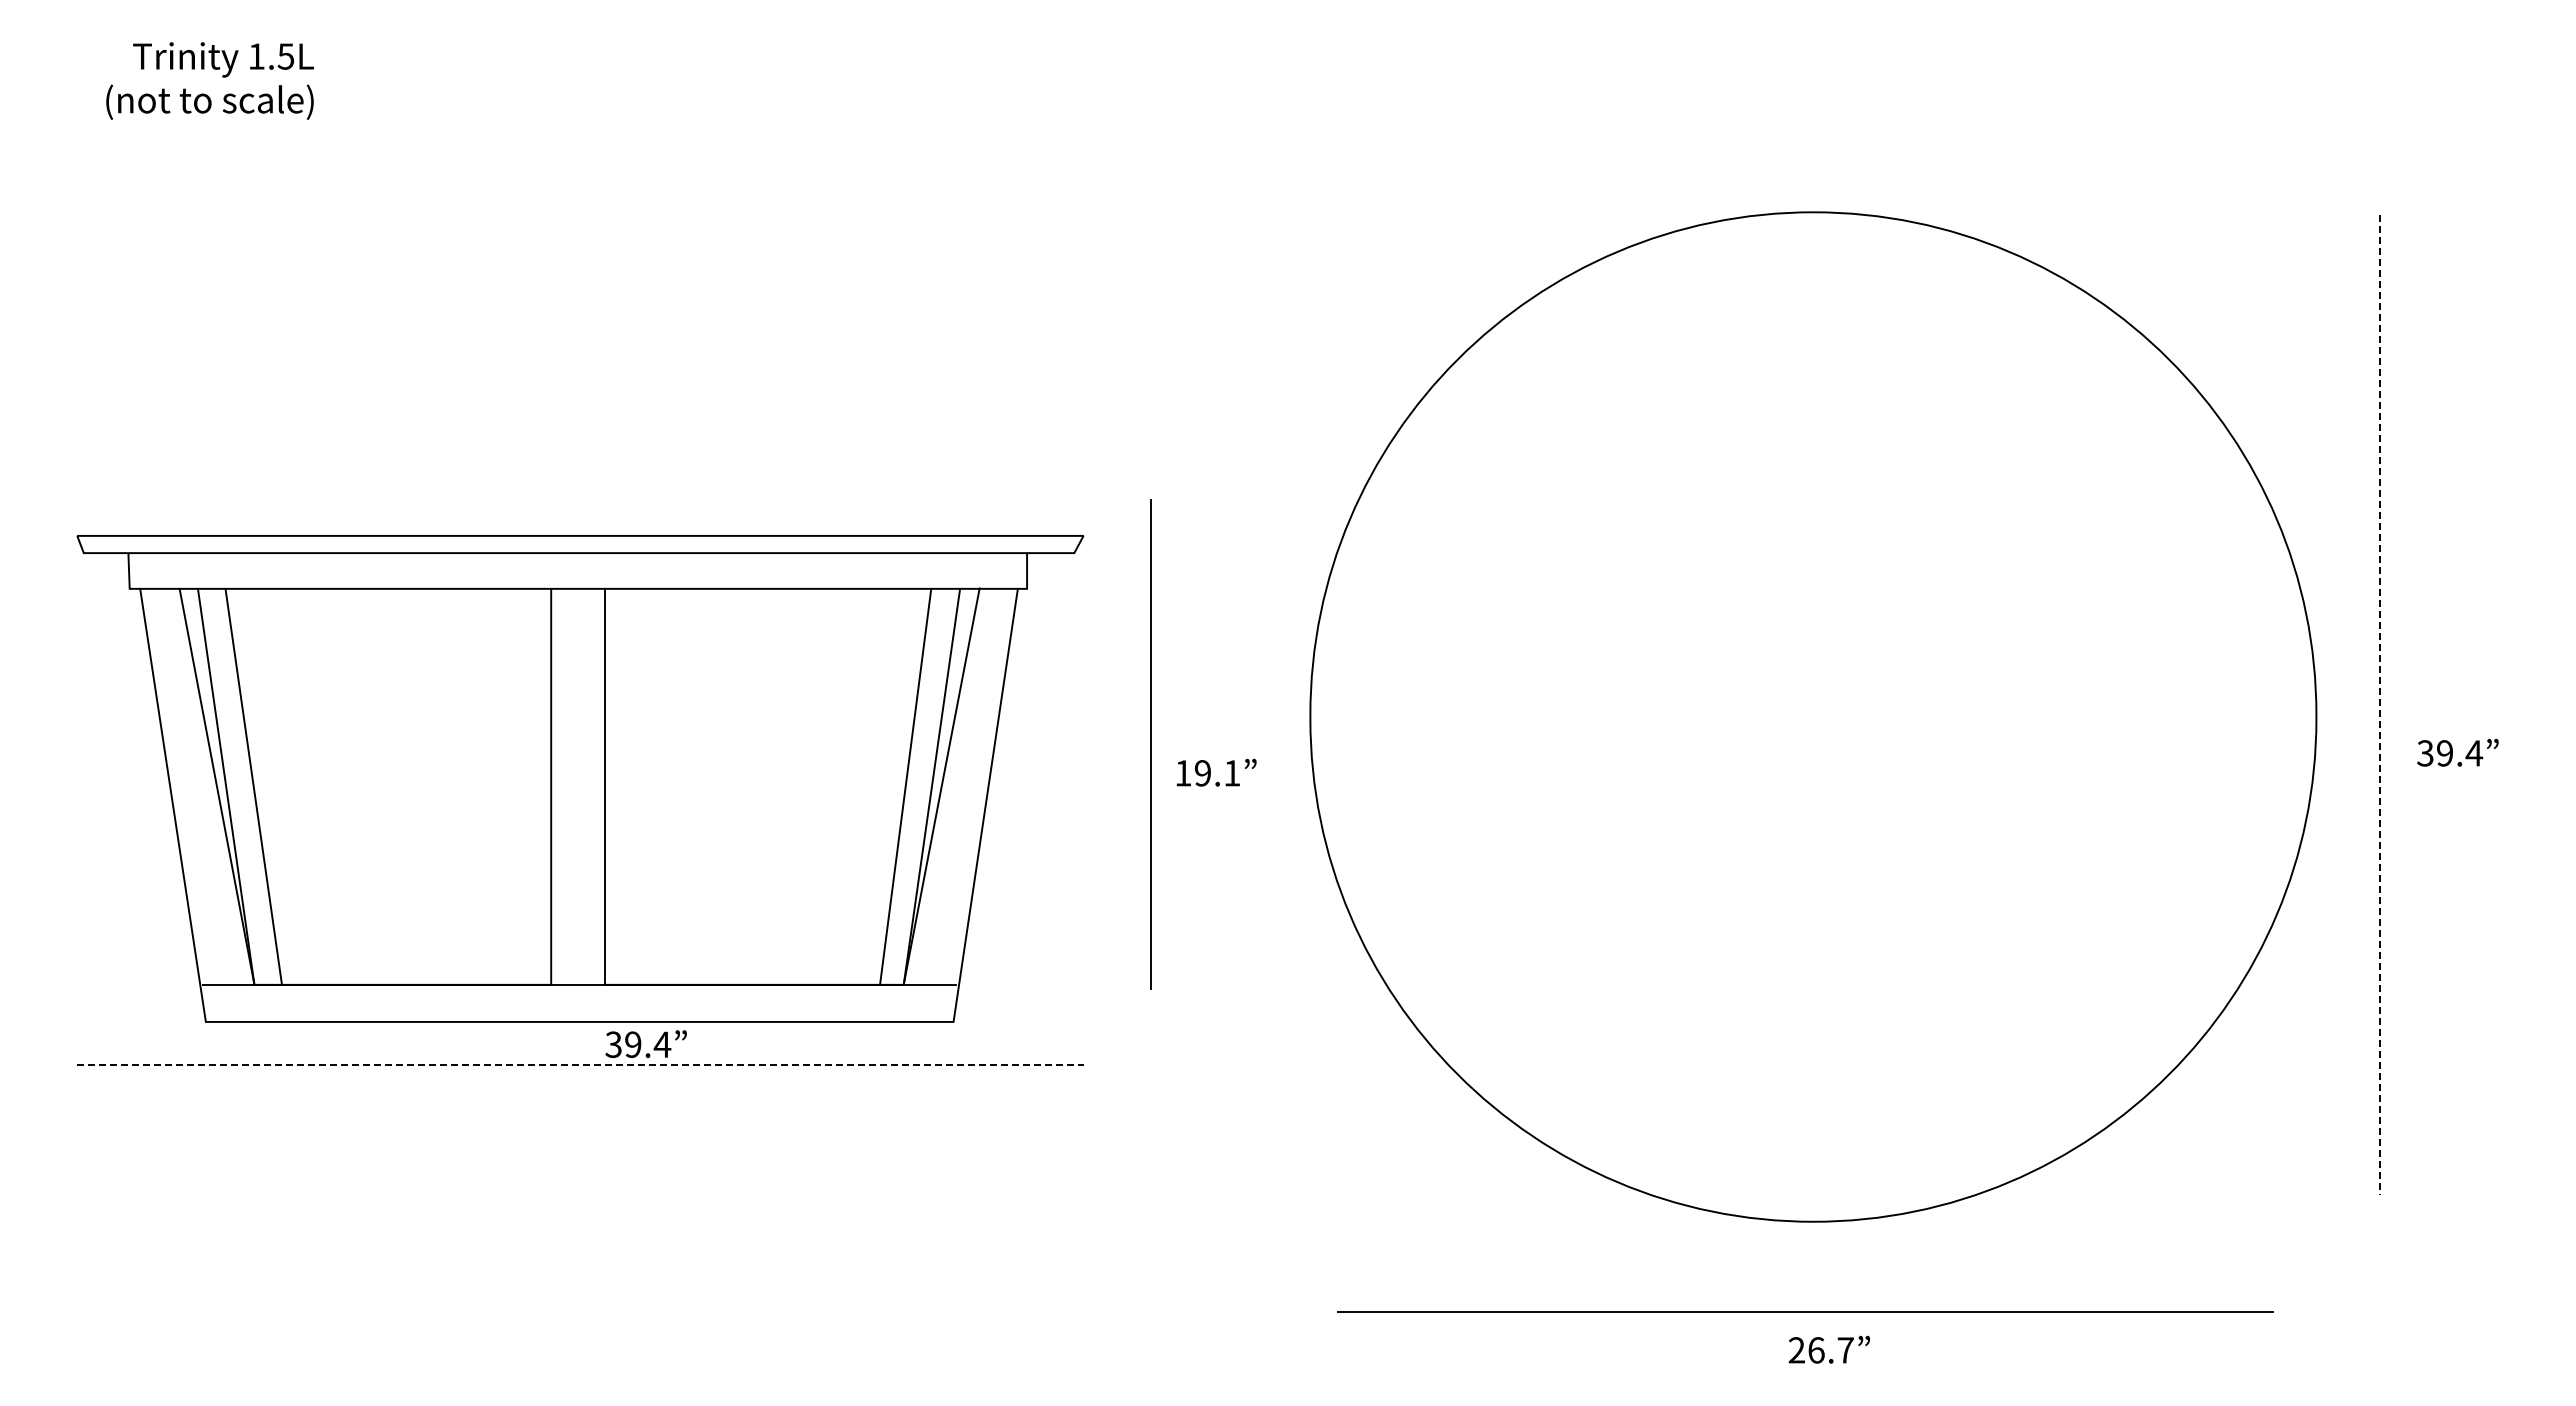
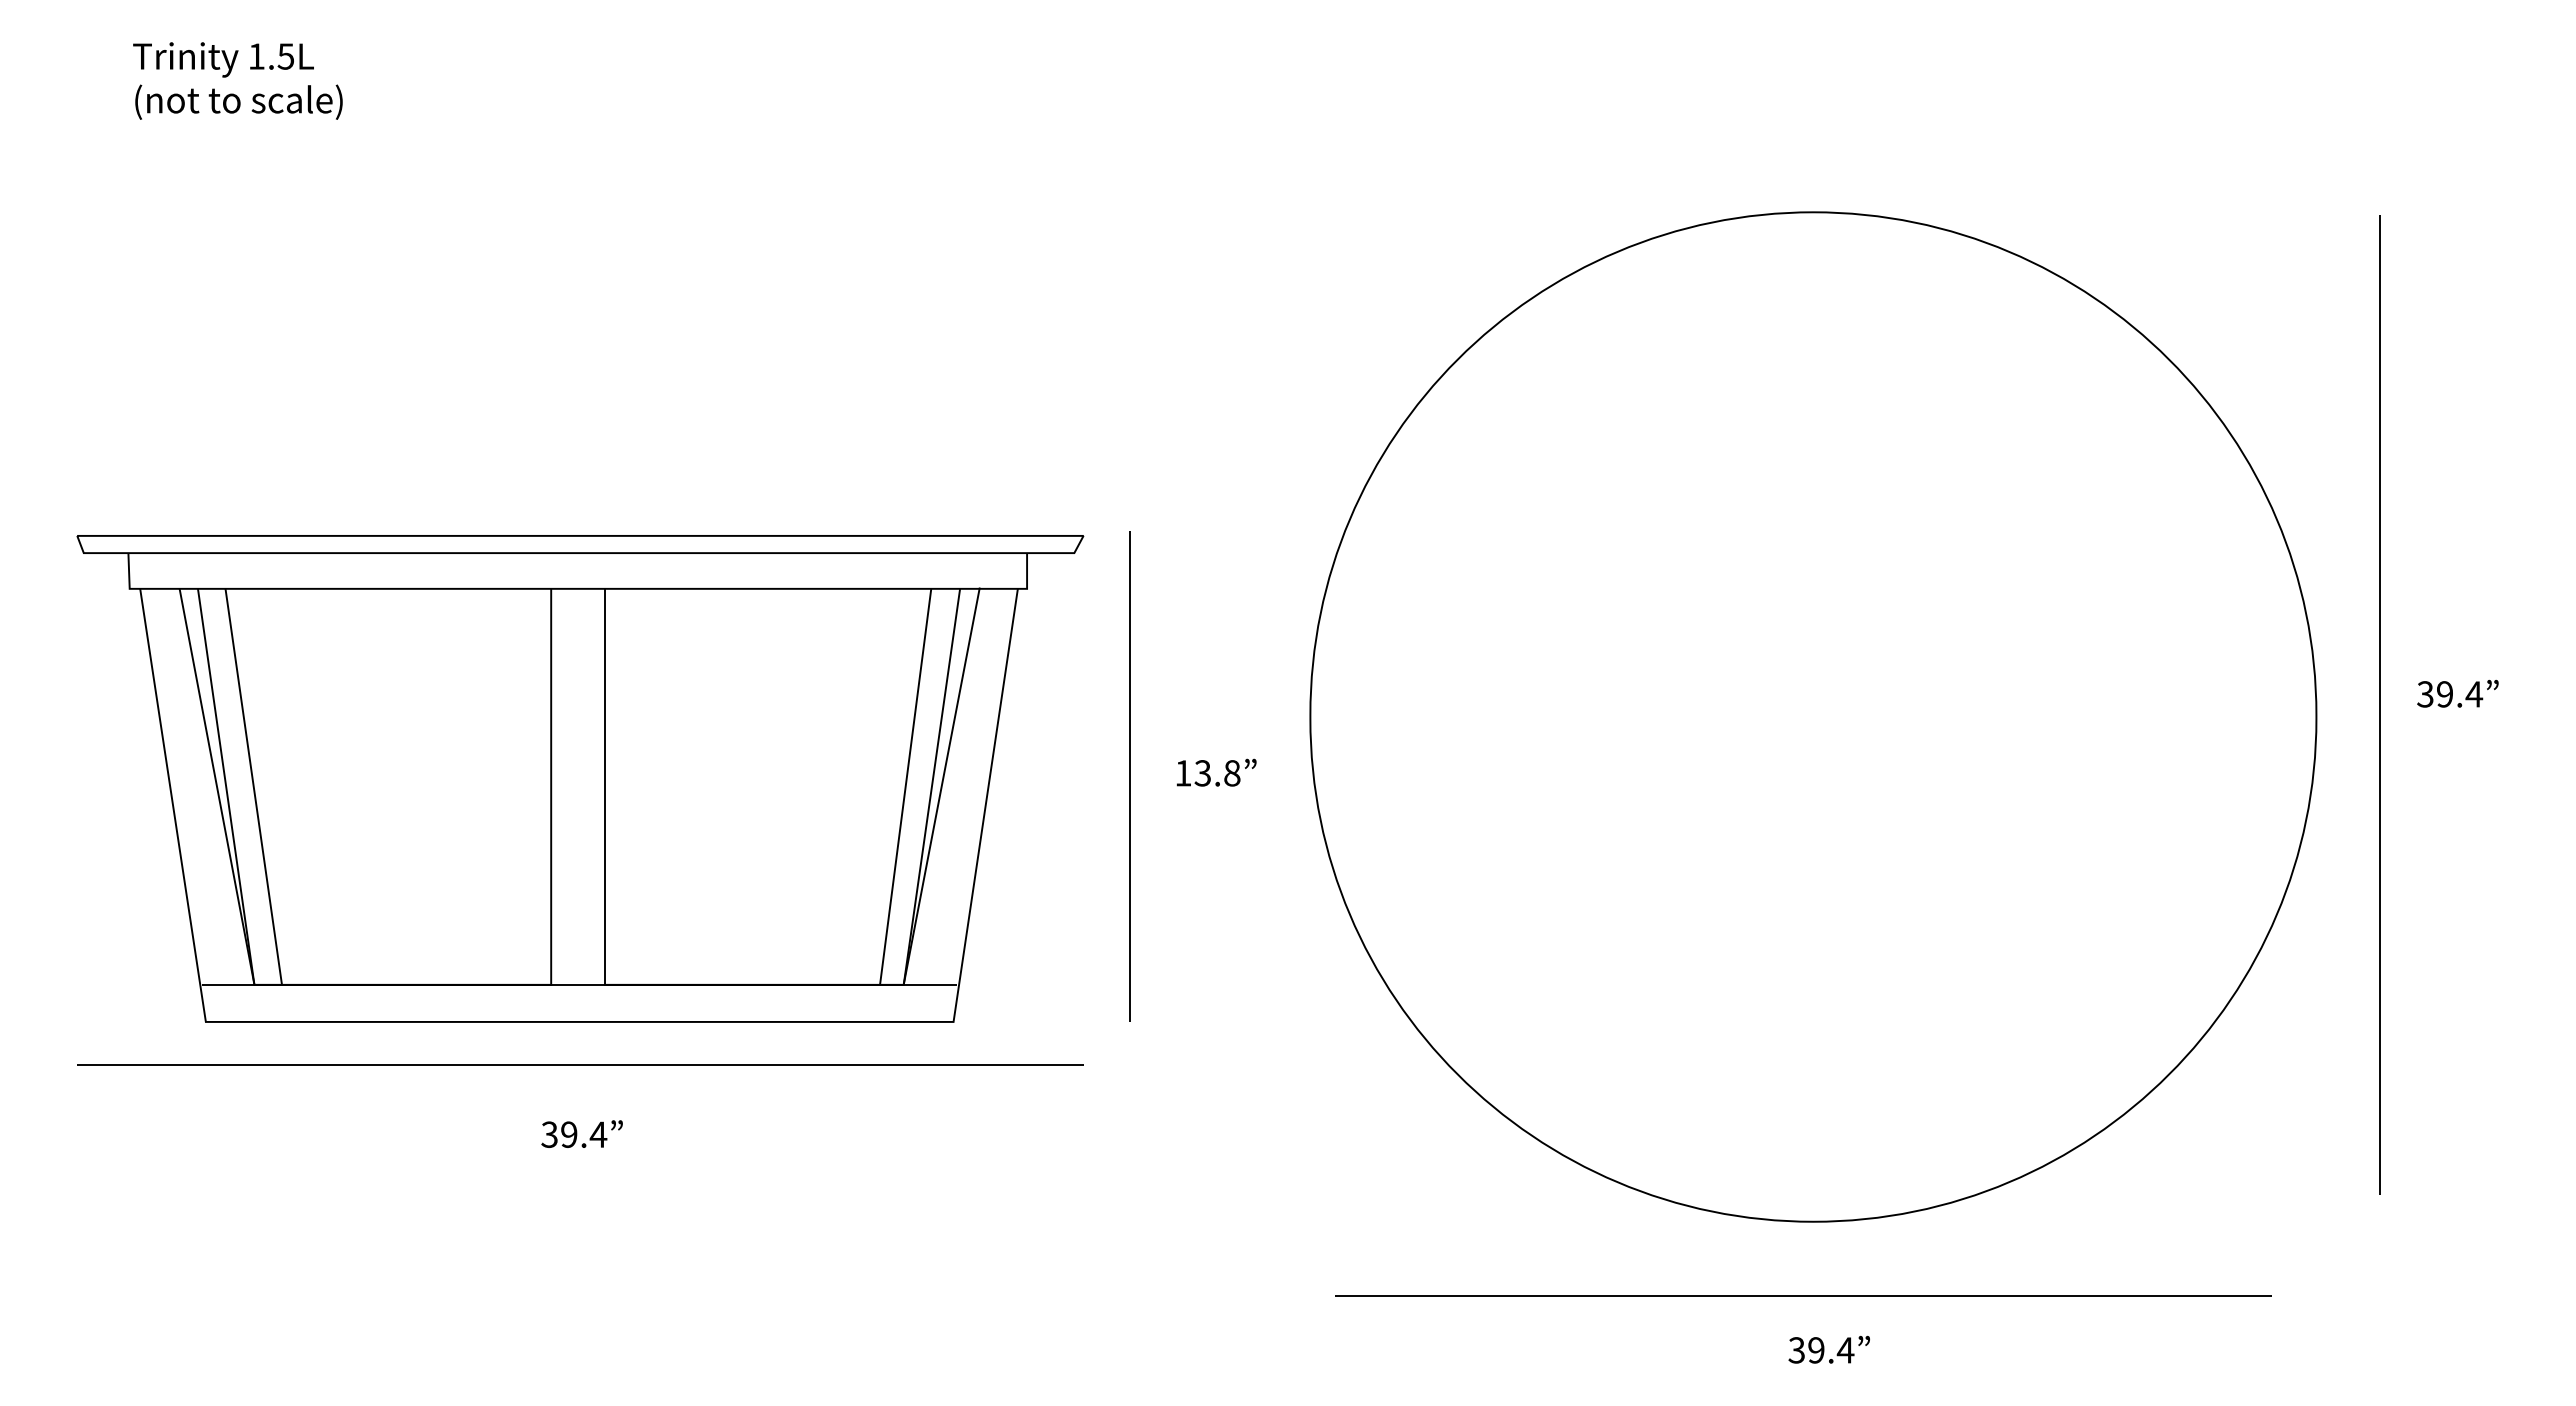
text position: (209, 101) -> (238, 101) (238, 101)
line: dashed -> solid (2379, 705)
line position: (1150, 744) -> (1129, 776) (1129, 776)
text position: (2457, 752) -> (2457, 693) (2457, 693)
text: 19.1 -> 13.8 (1217, 773)
text position: (645, 1043) -> (581, 1133) (581, 1133)
line: dashed -> solid (580, 1064)
line position: (1805, 1311) -> (1803, 1295) (1803, 1295)
text: 26.7 -> 39.4 (1821, 1350)
